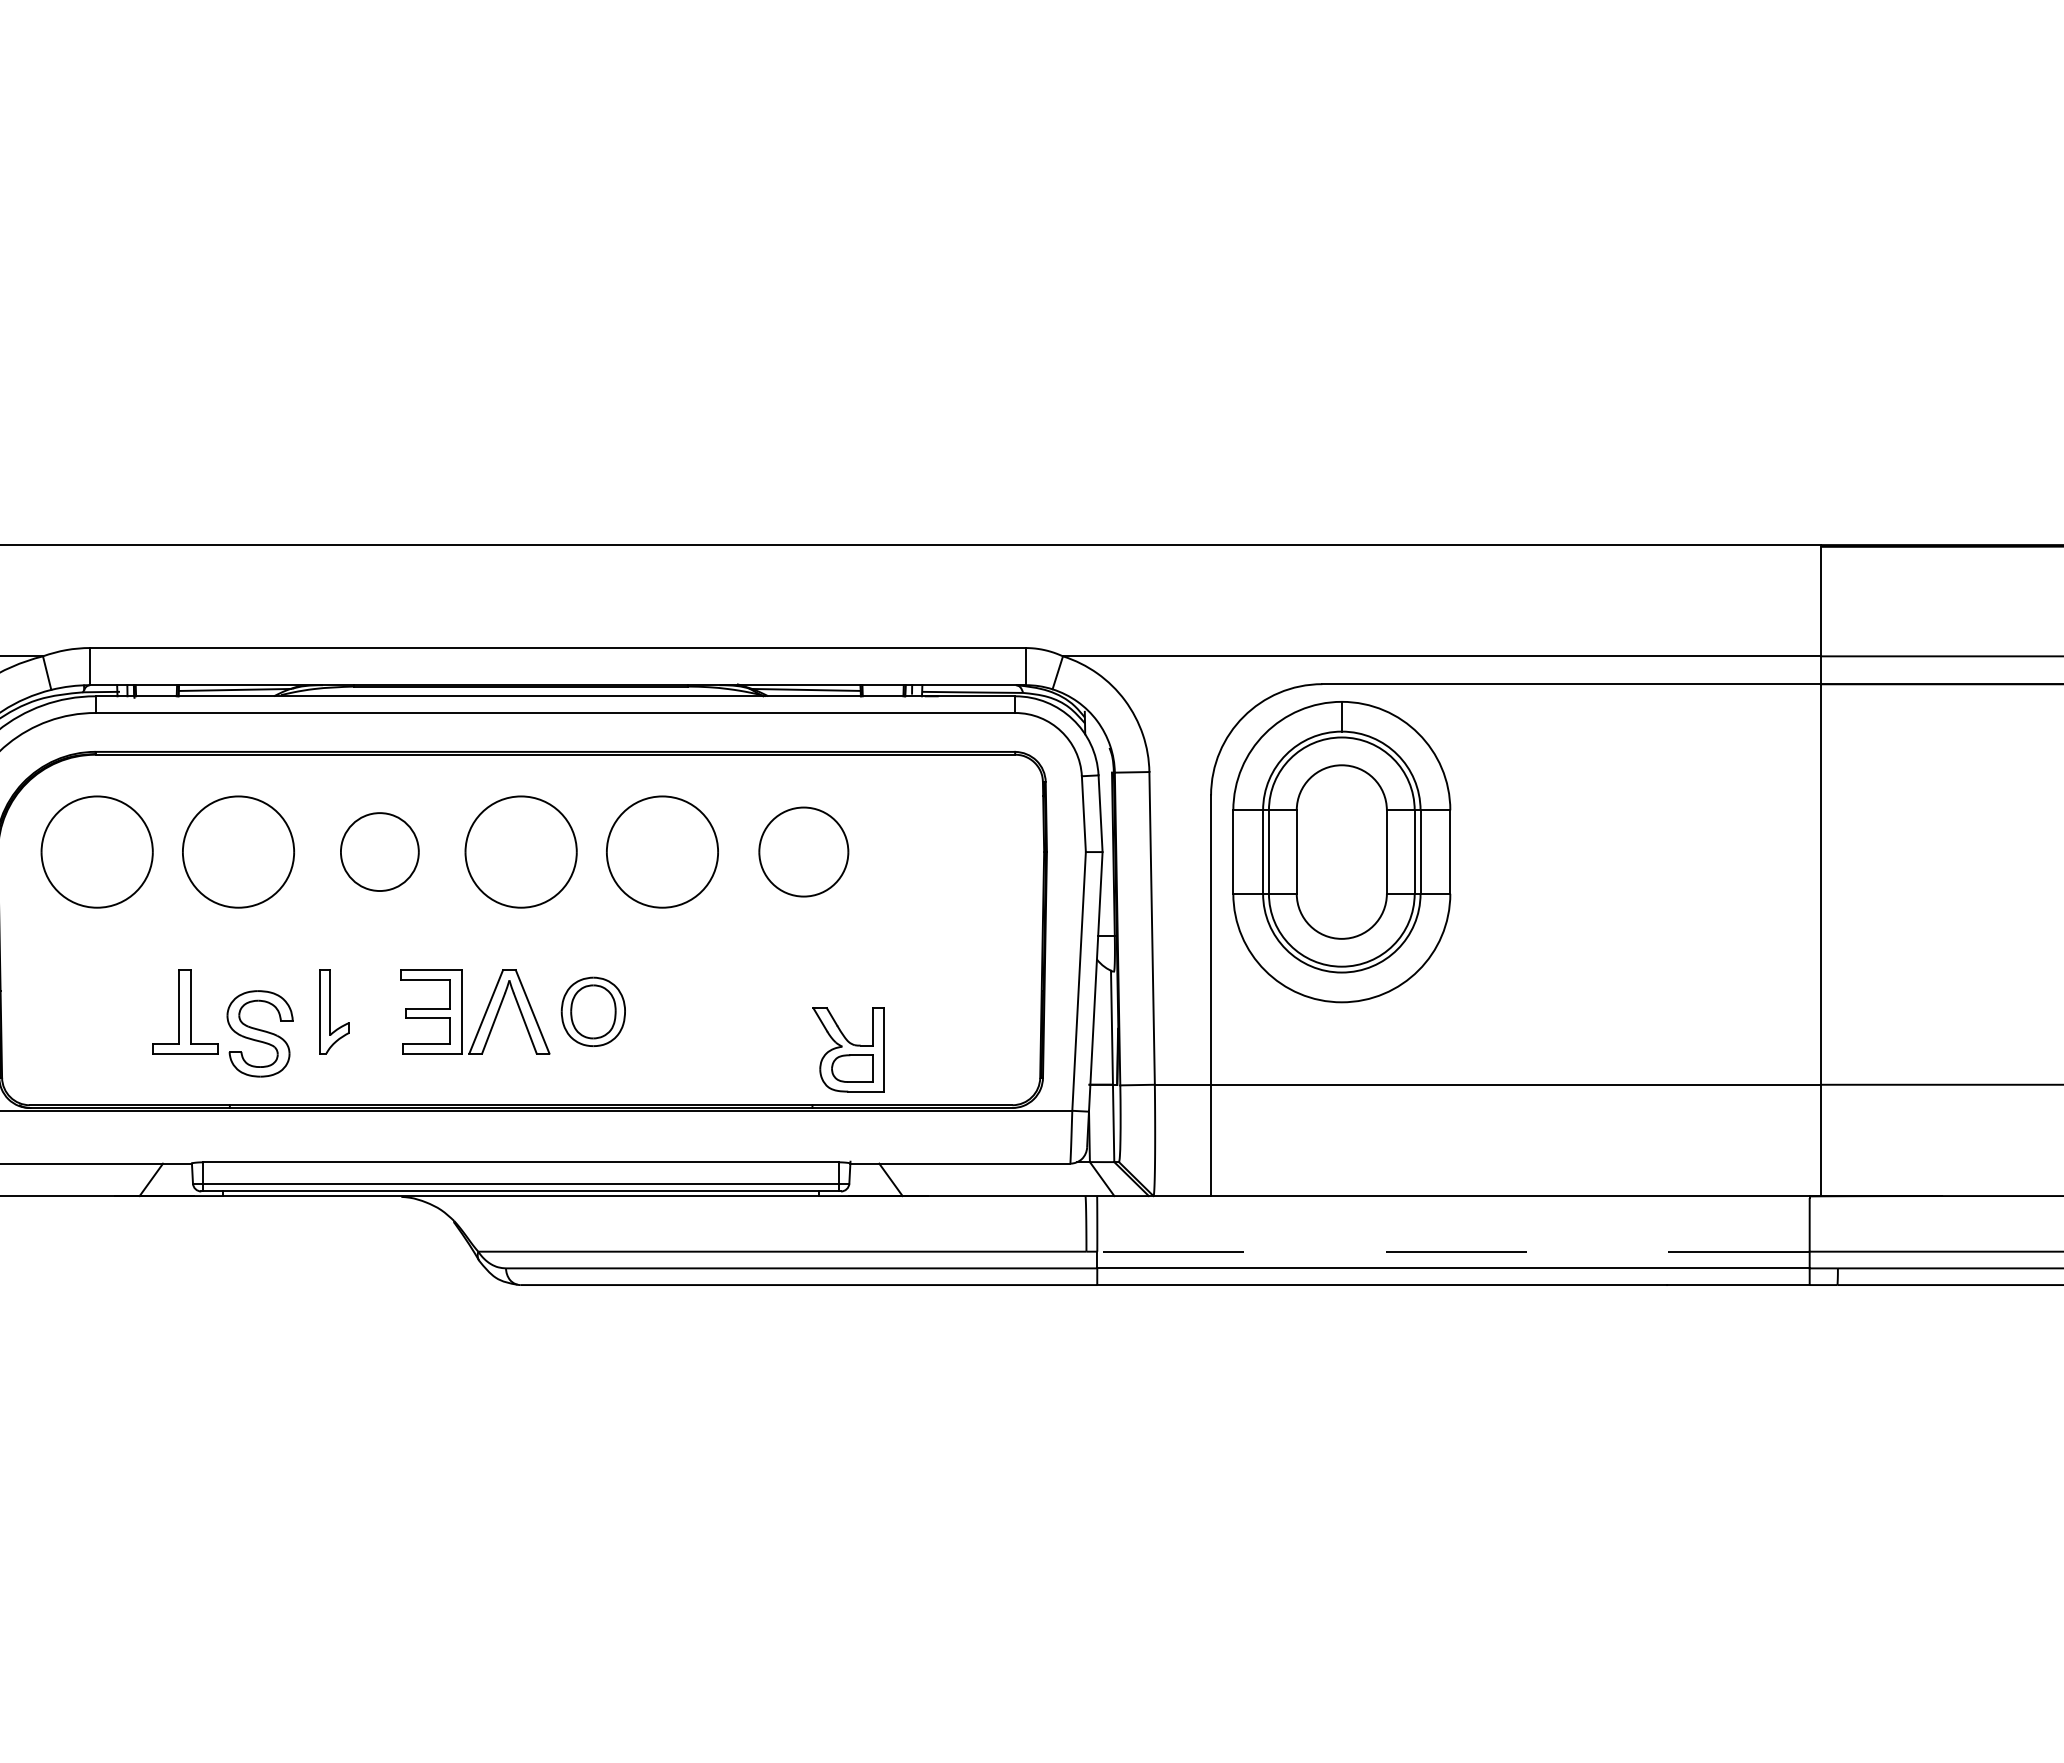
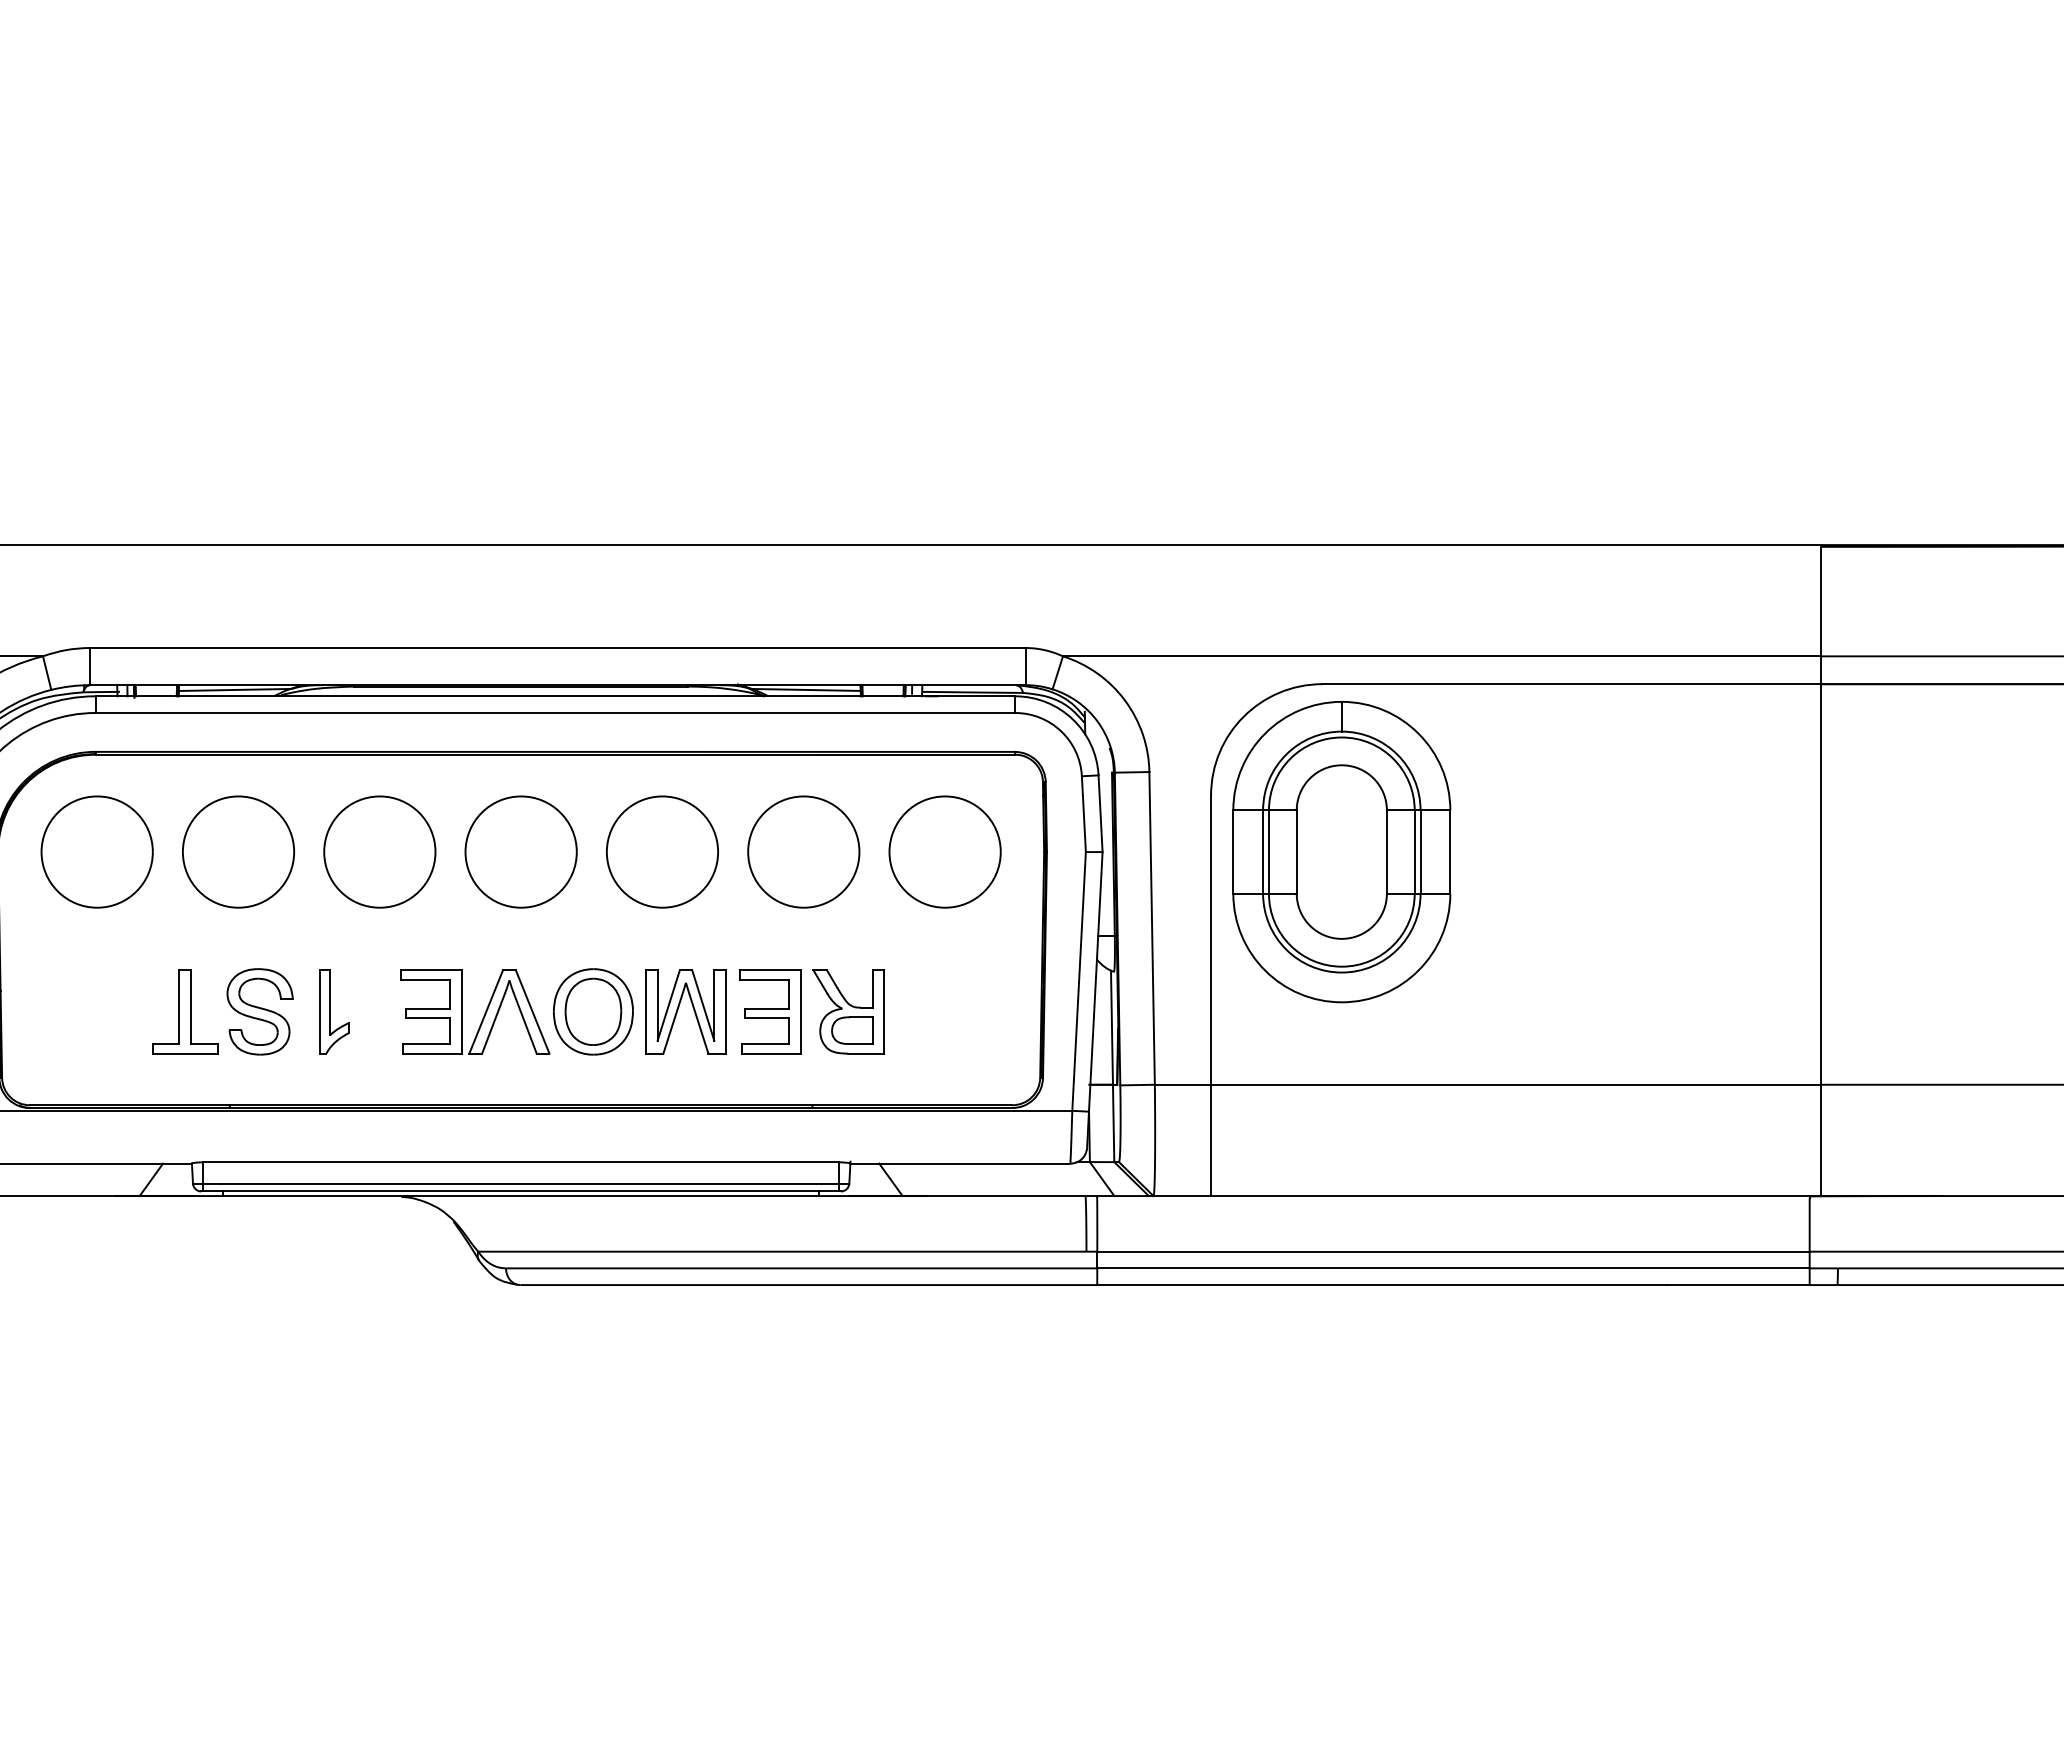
part size: 80x80 px -> 114x114 px (379, 851)
part size: 92x92 px -> 114x114 px (803, 851)
part: none -> present (944, 851)
part: none -> present (678, 1010)
part size: 66x71 px -> 81x88 px (593, 1011)
part: none -> present (770, 1011)
part position: (259, 1033) -> (259, 1011) (259, 1011)
part position: (848, 1049) -> (848, 1011) (848, 1011)
line: dashed -> solid (1452, 1251)
